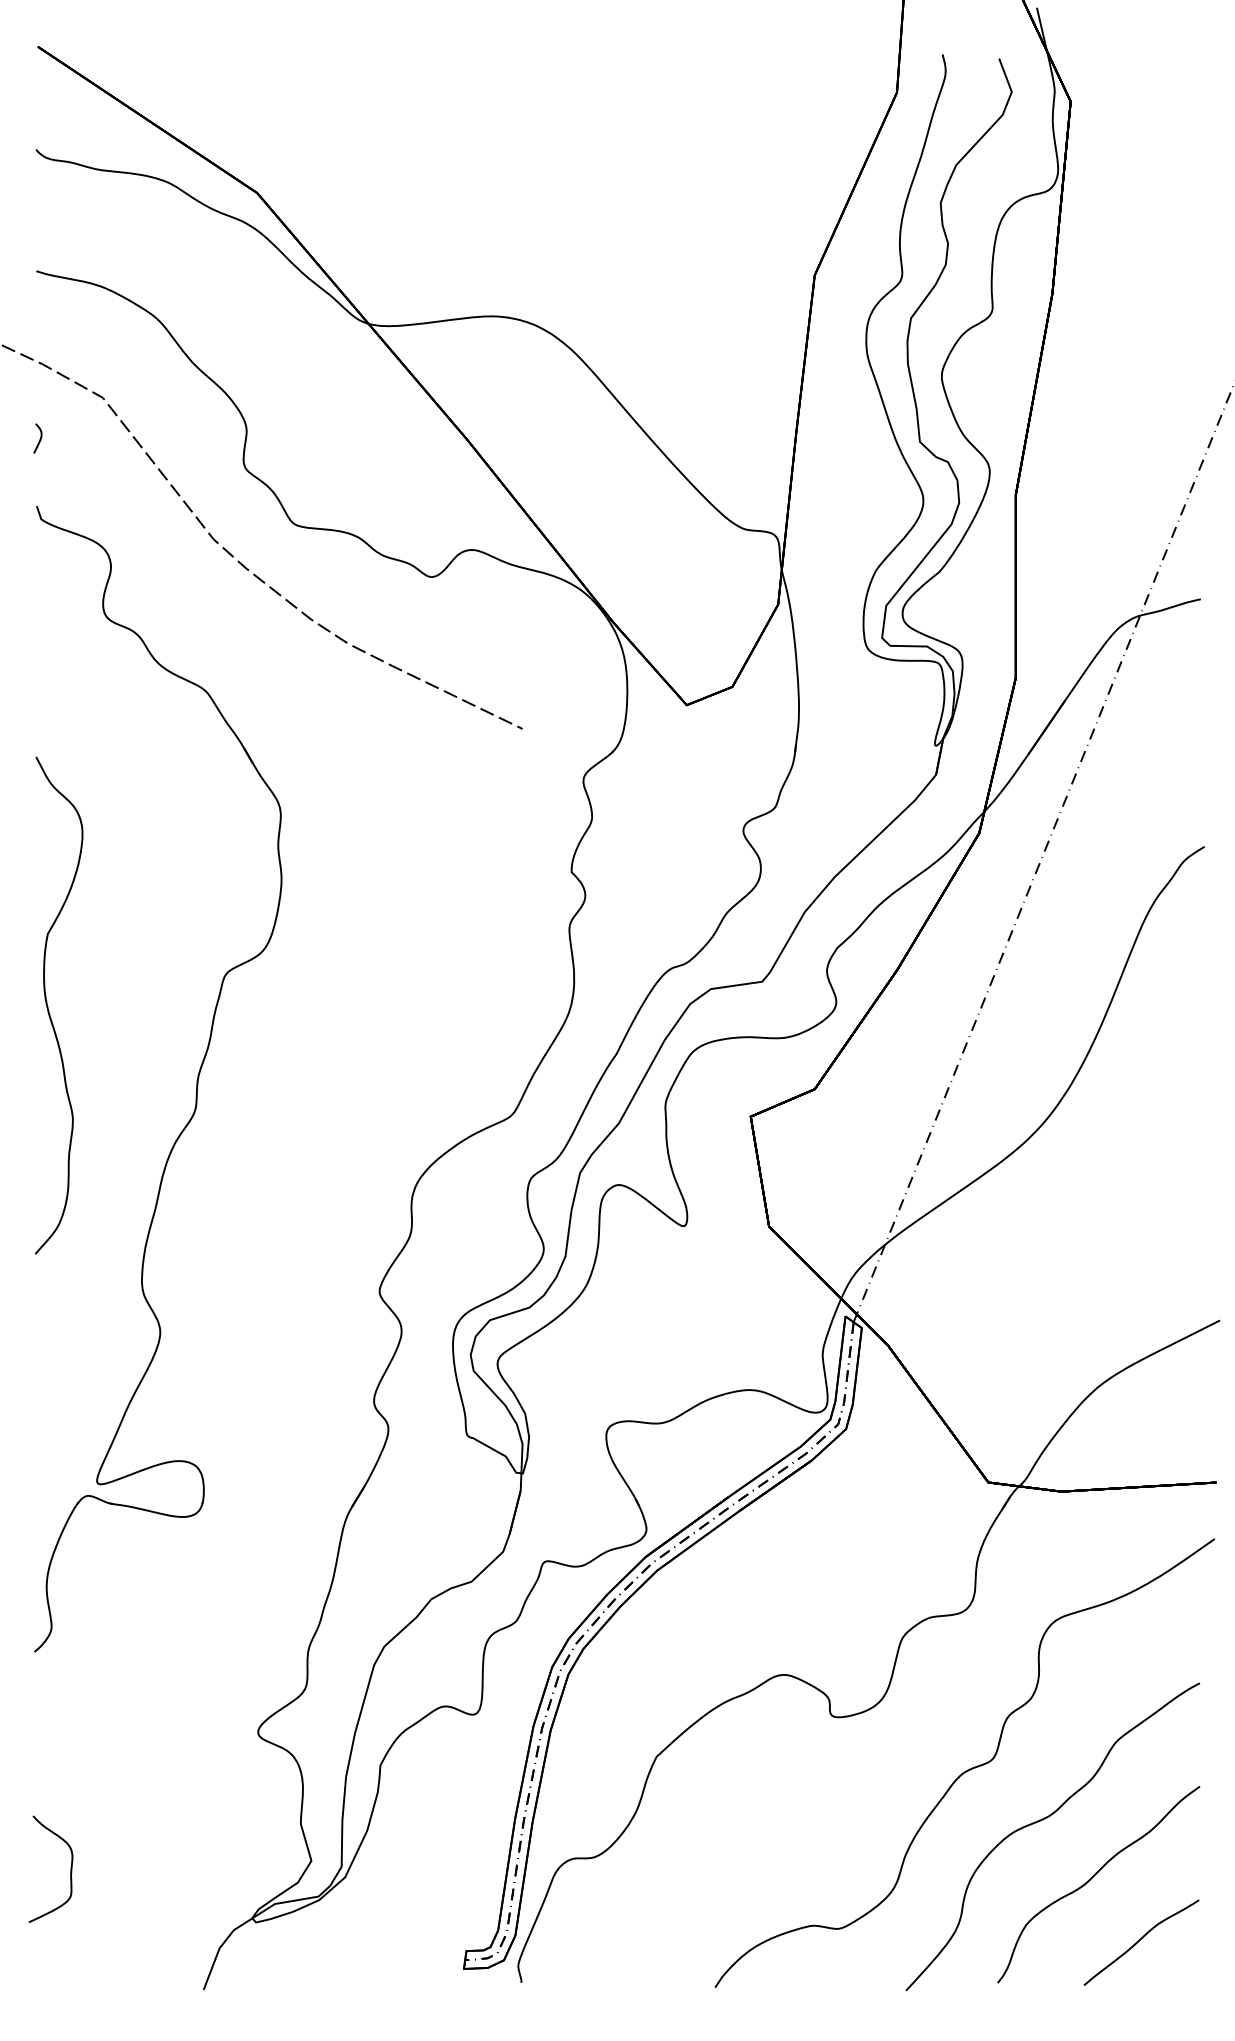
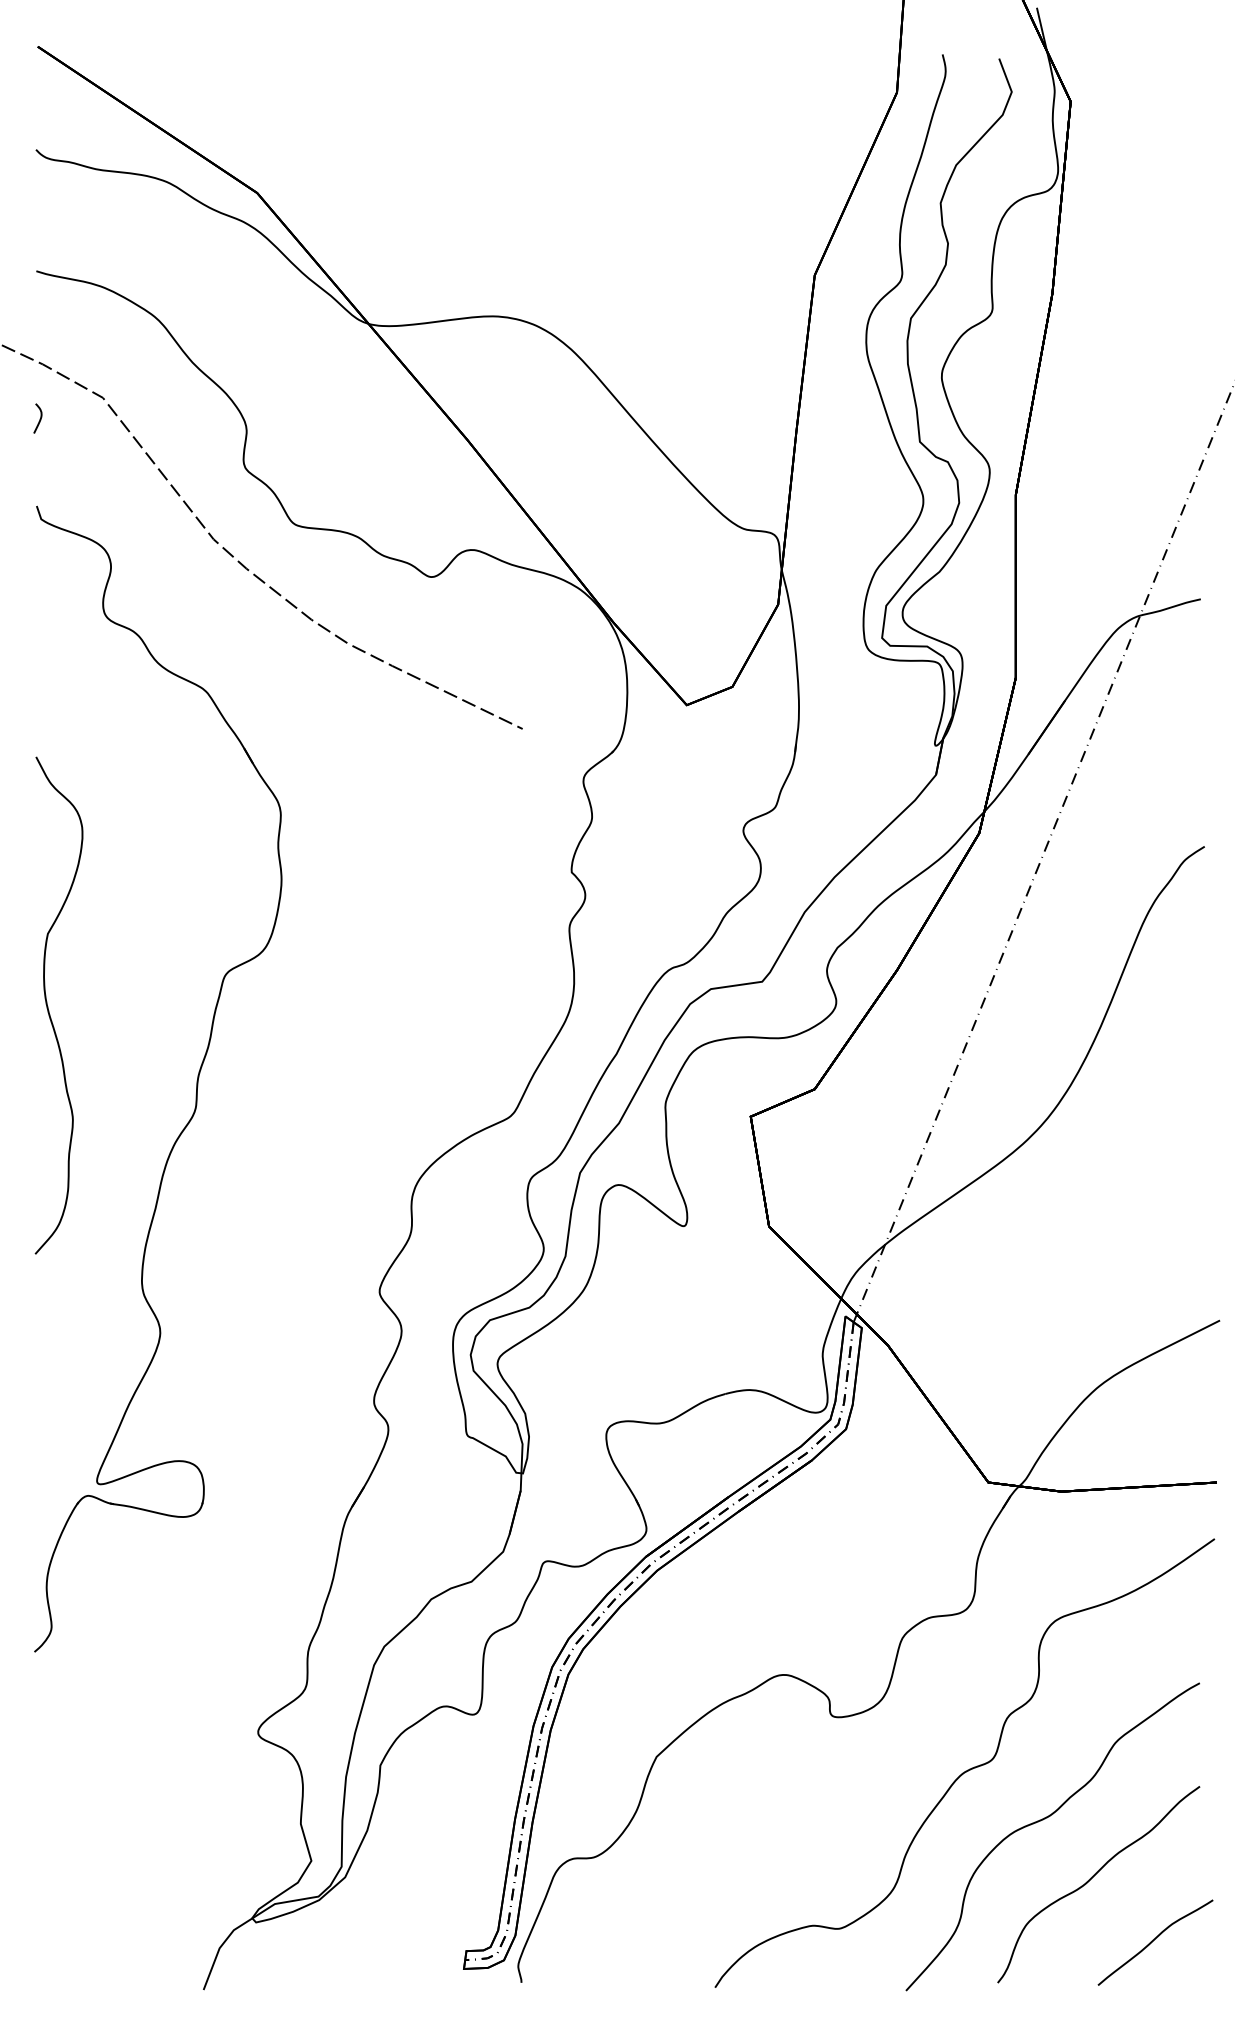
curve position: (39, 439) -> (39, 419) (39, 419)
curve: present -> none (70, 1868)
curve position: (1140, 1940) -> (1154, 1940) (1154, 1940)
